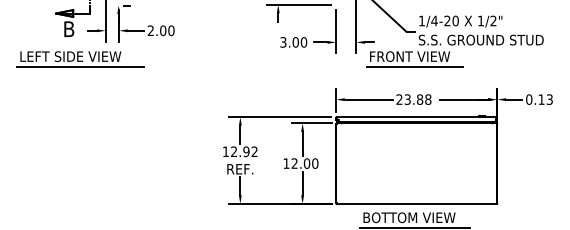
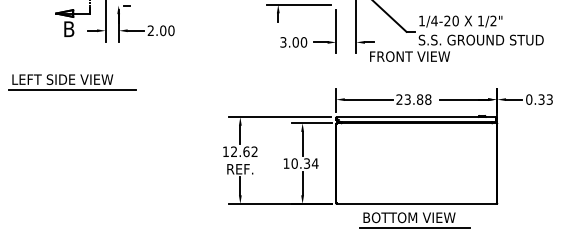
part position: (80, 59) -> (72, 82) (72, 82)
line: present -> none (414, 67)
text: 0.13 -> 0.33 (541, 99)
text: 12.92 -> 12.62 (246, 151)
text: 12.00 -> 10.34 (304, 163)
